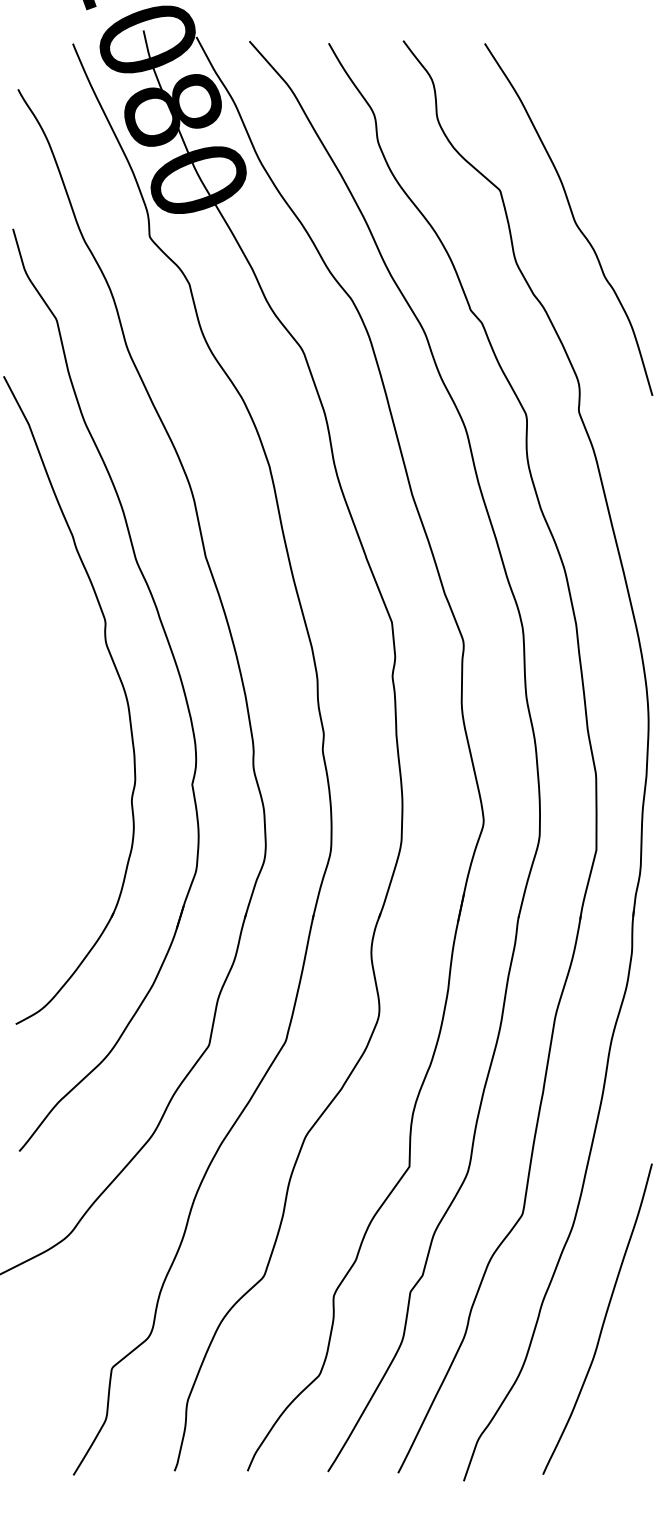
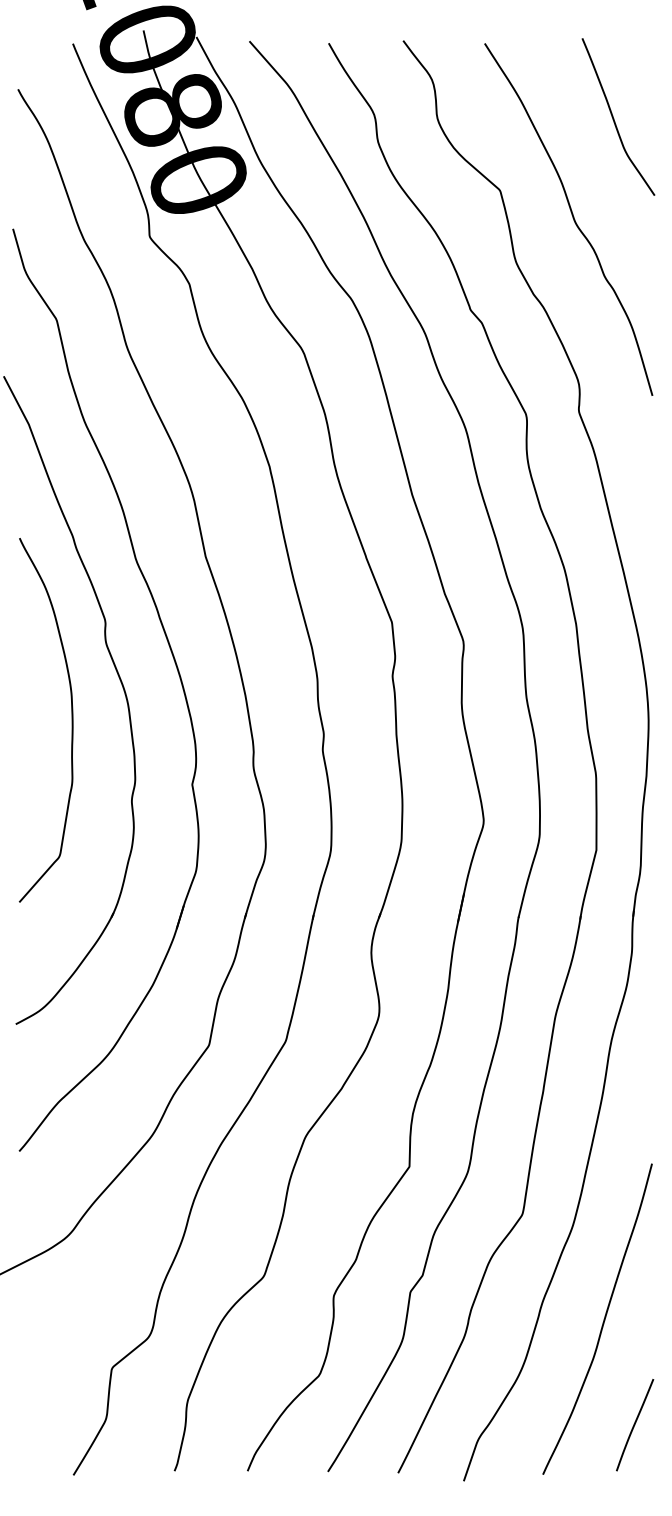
curve: none -> present (614, 118)
curve: none -> present (71, 720)
curve: none -> present (635, 1425)
